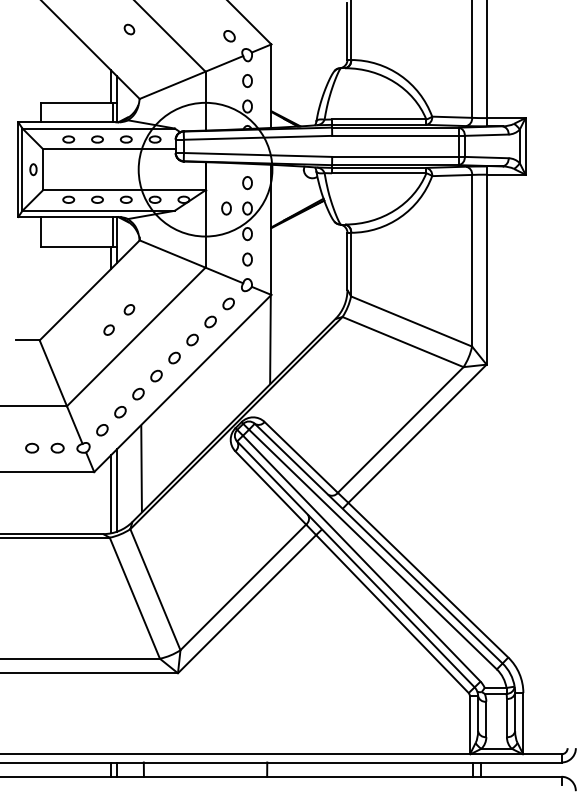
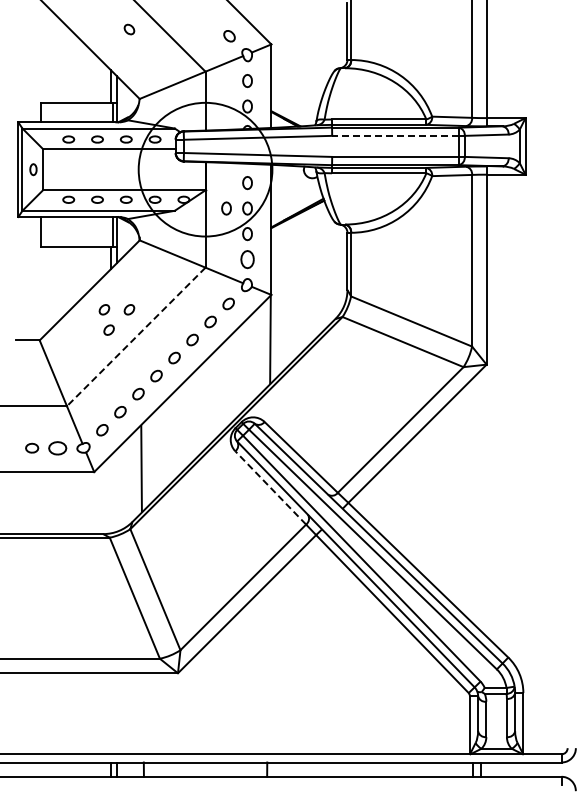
line: solid -> dashed (395, 135)
part size: 11x15 px -> 15x20 px (247, 259)
part: none -> present (104, 309)
line: solid -> dashed (136, 336)
part size: 15x12 px -> 20x15 px (57, 448)
line: solid -> dashed (270, 487)
line: present -> none (117, 490)
line: present -> none (110, 494)
